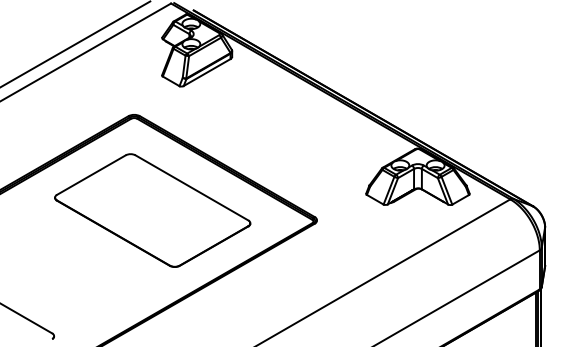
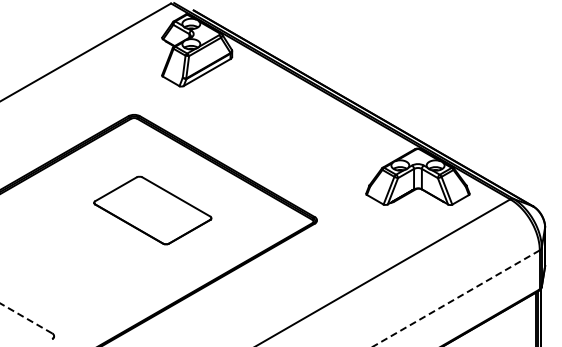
line: present -> none (75, 44)
part size: 198x115 px -> 120x71 px (152, 210)
line: solid -> dashed (455, 298)
line: solid -> dashed (26, 318)
